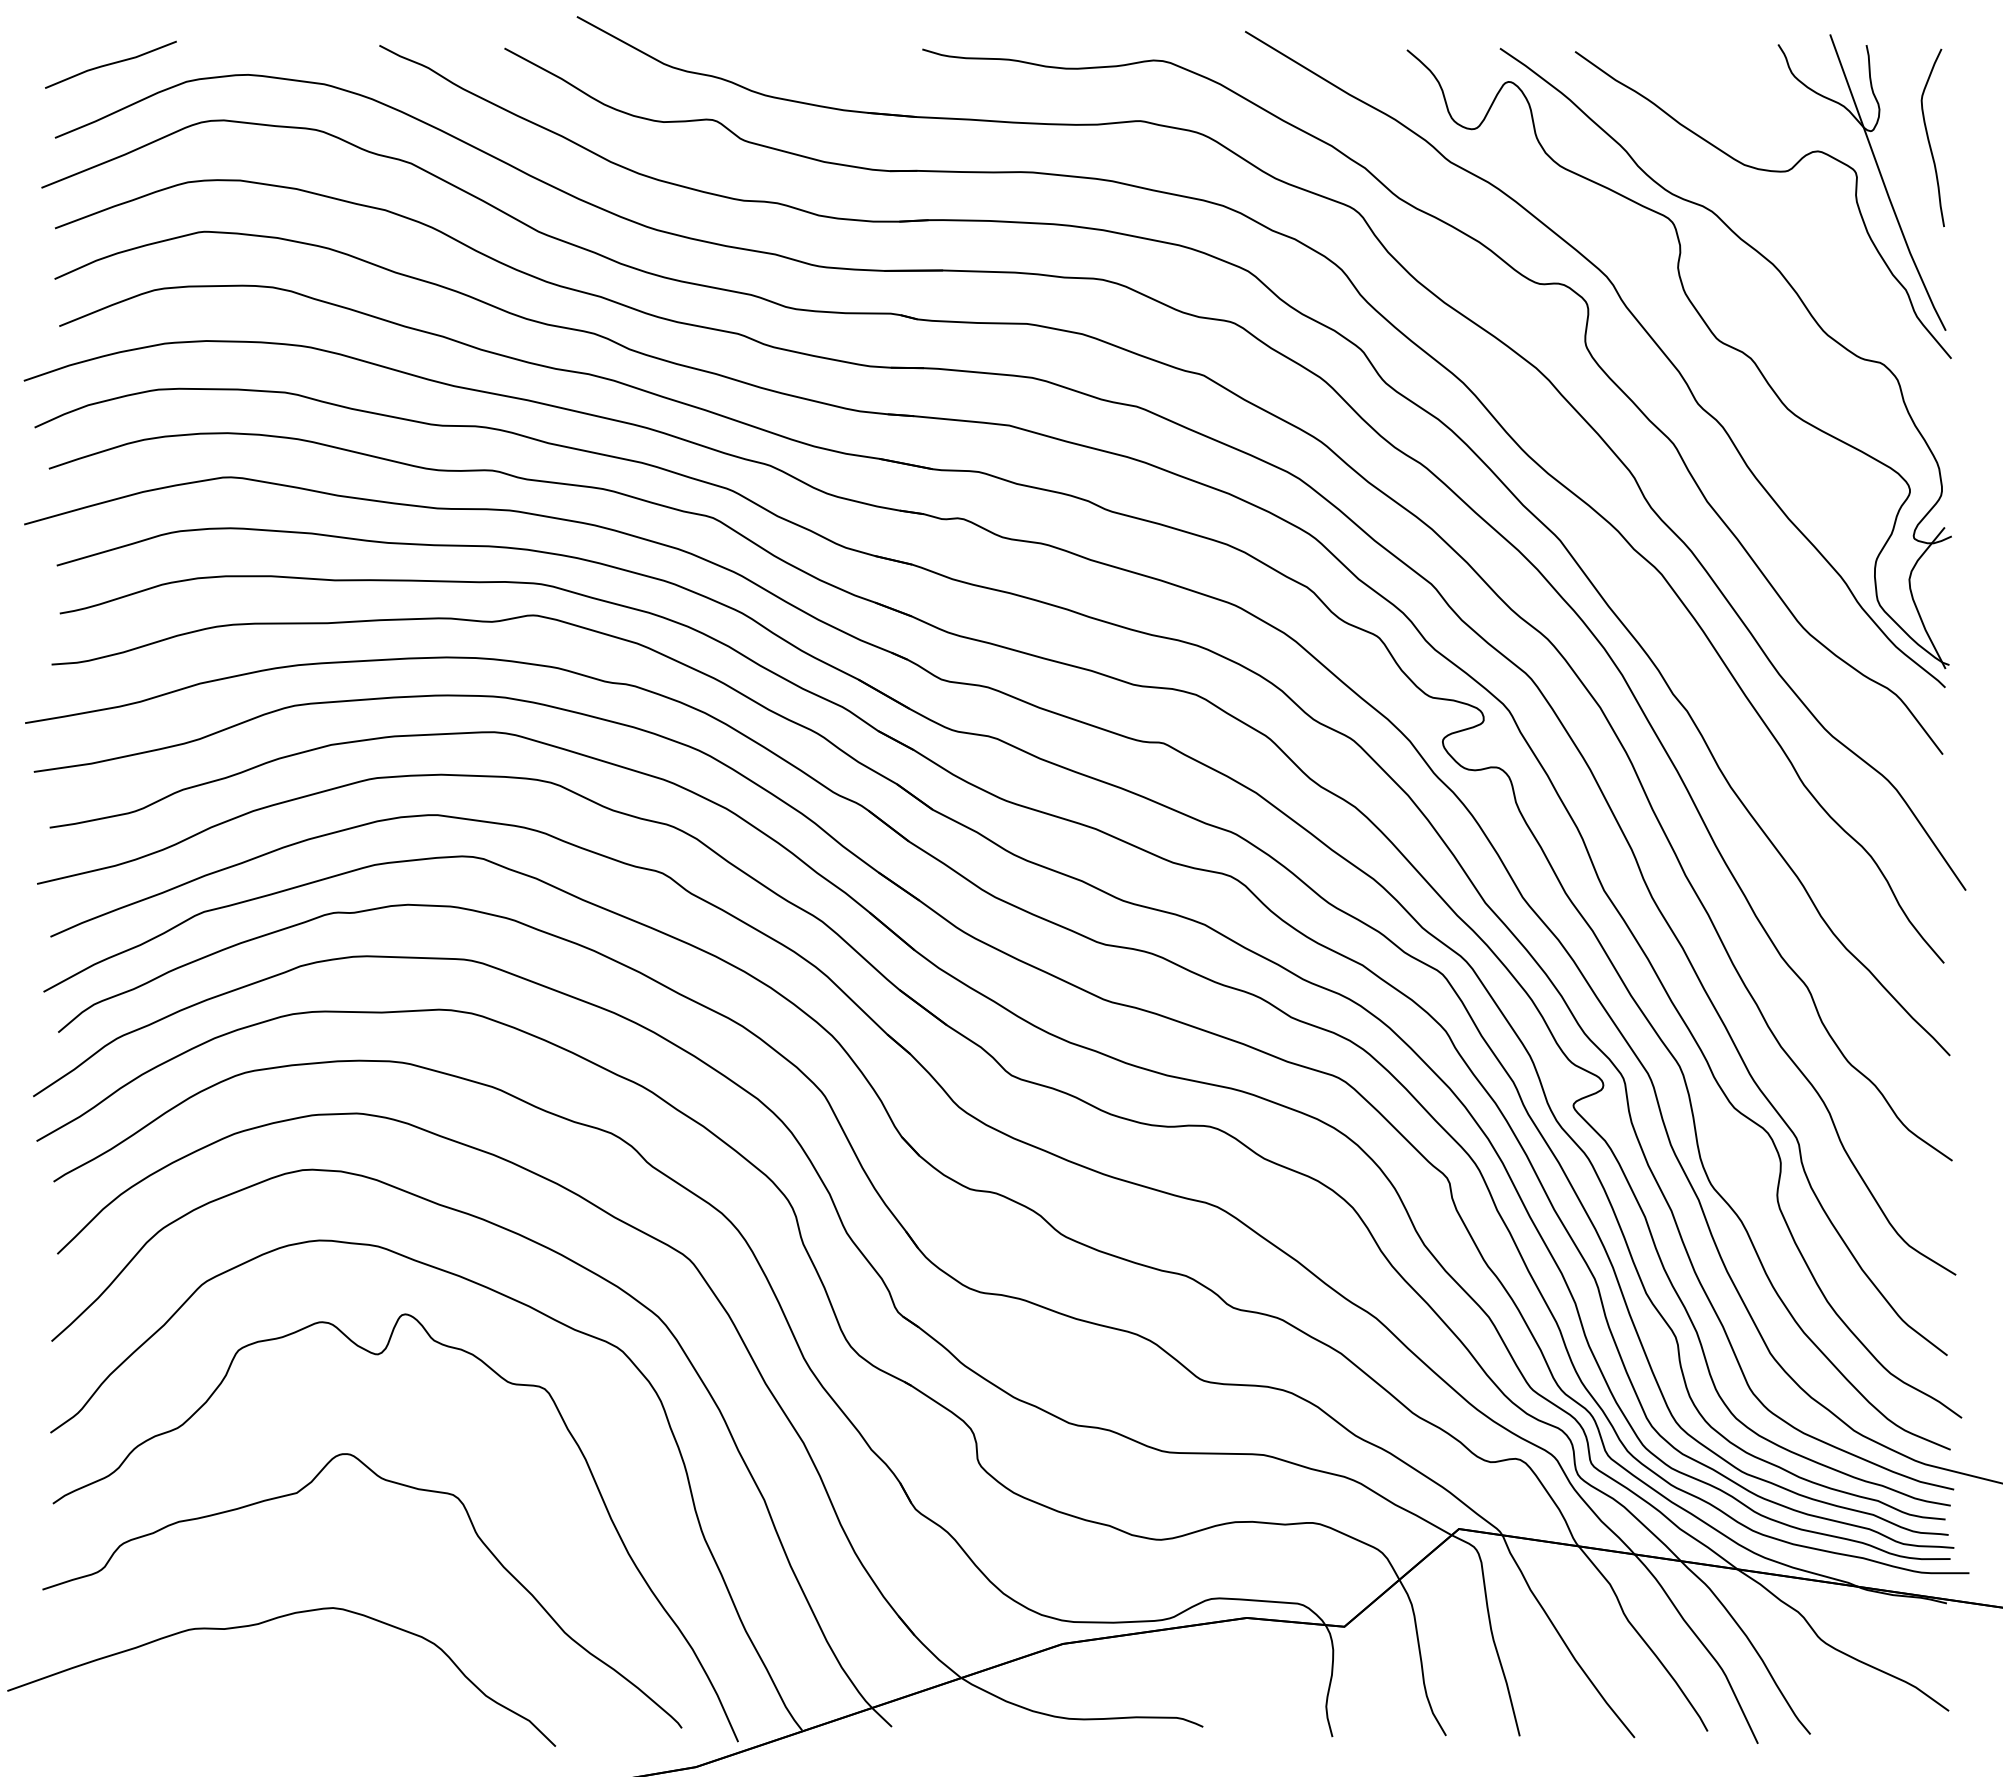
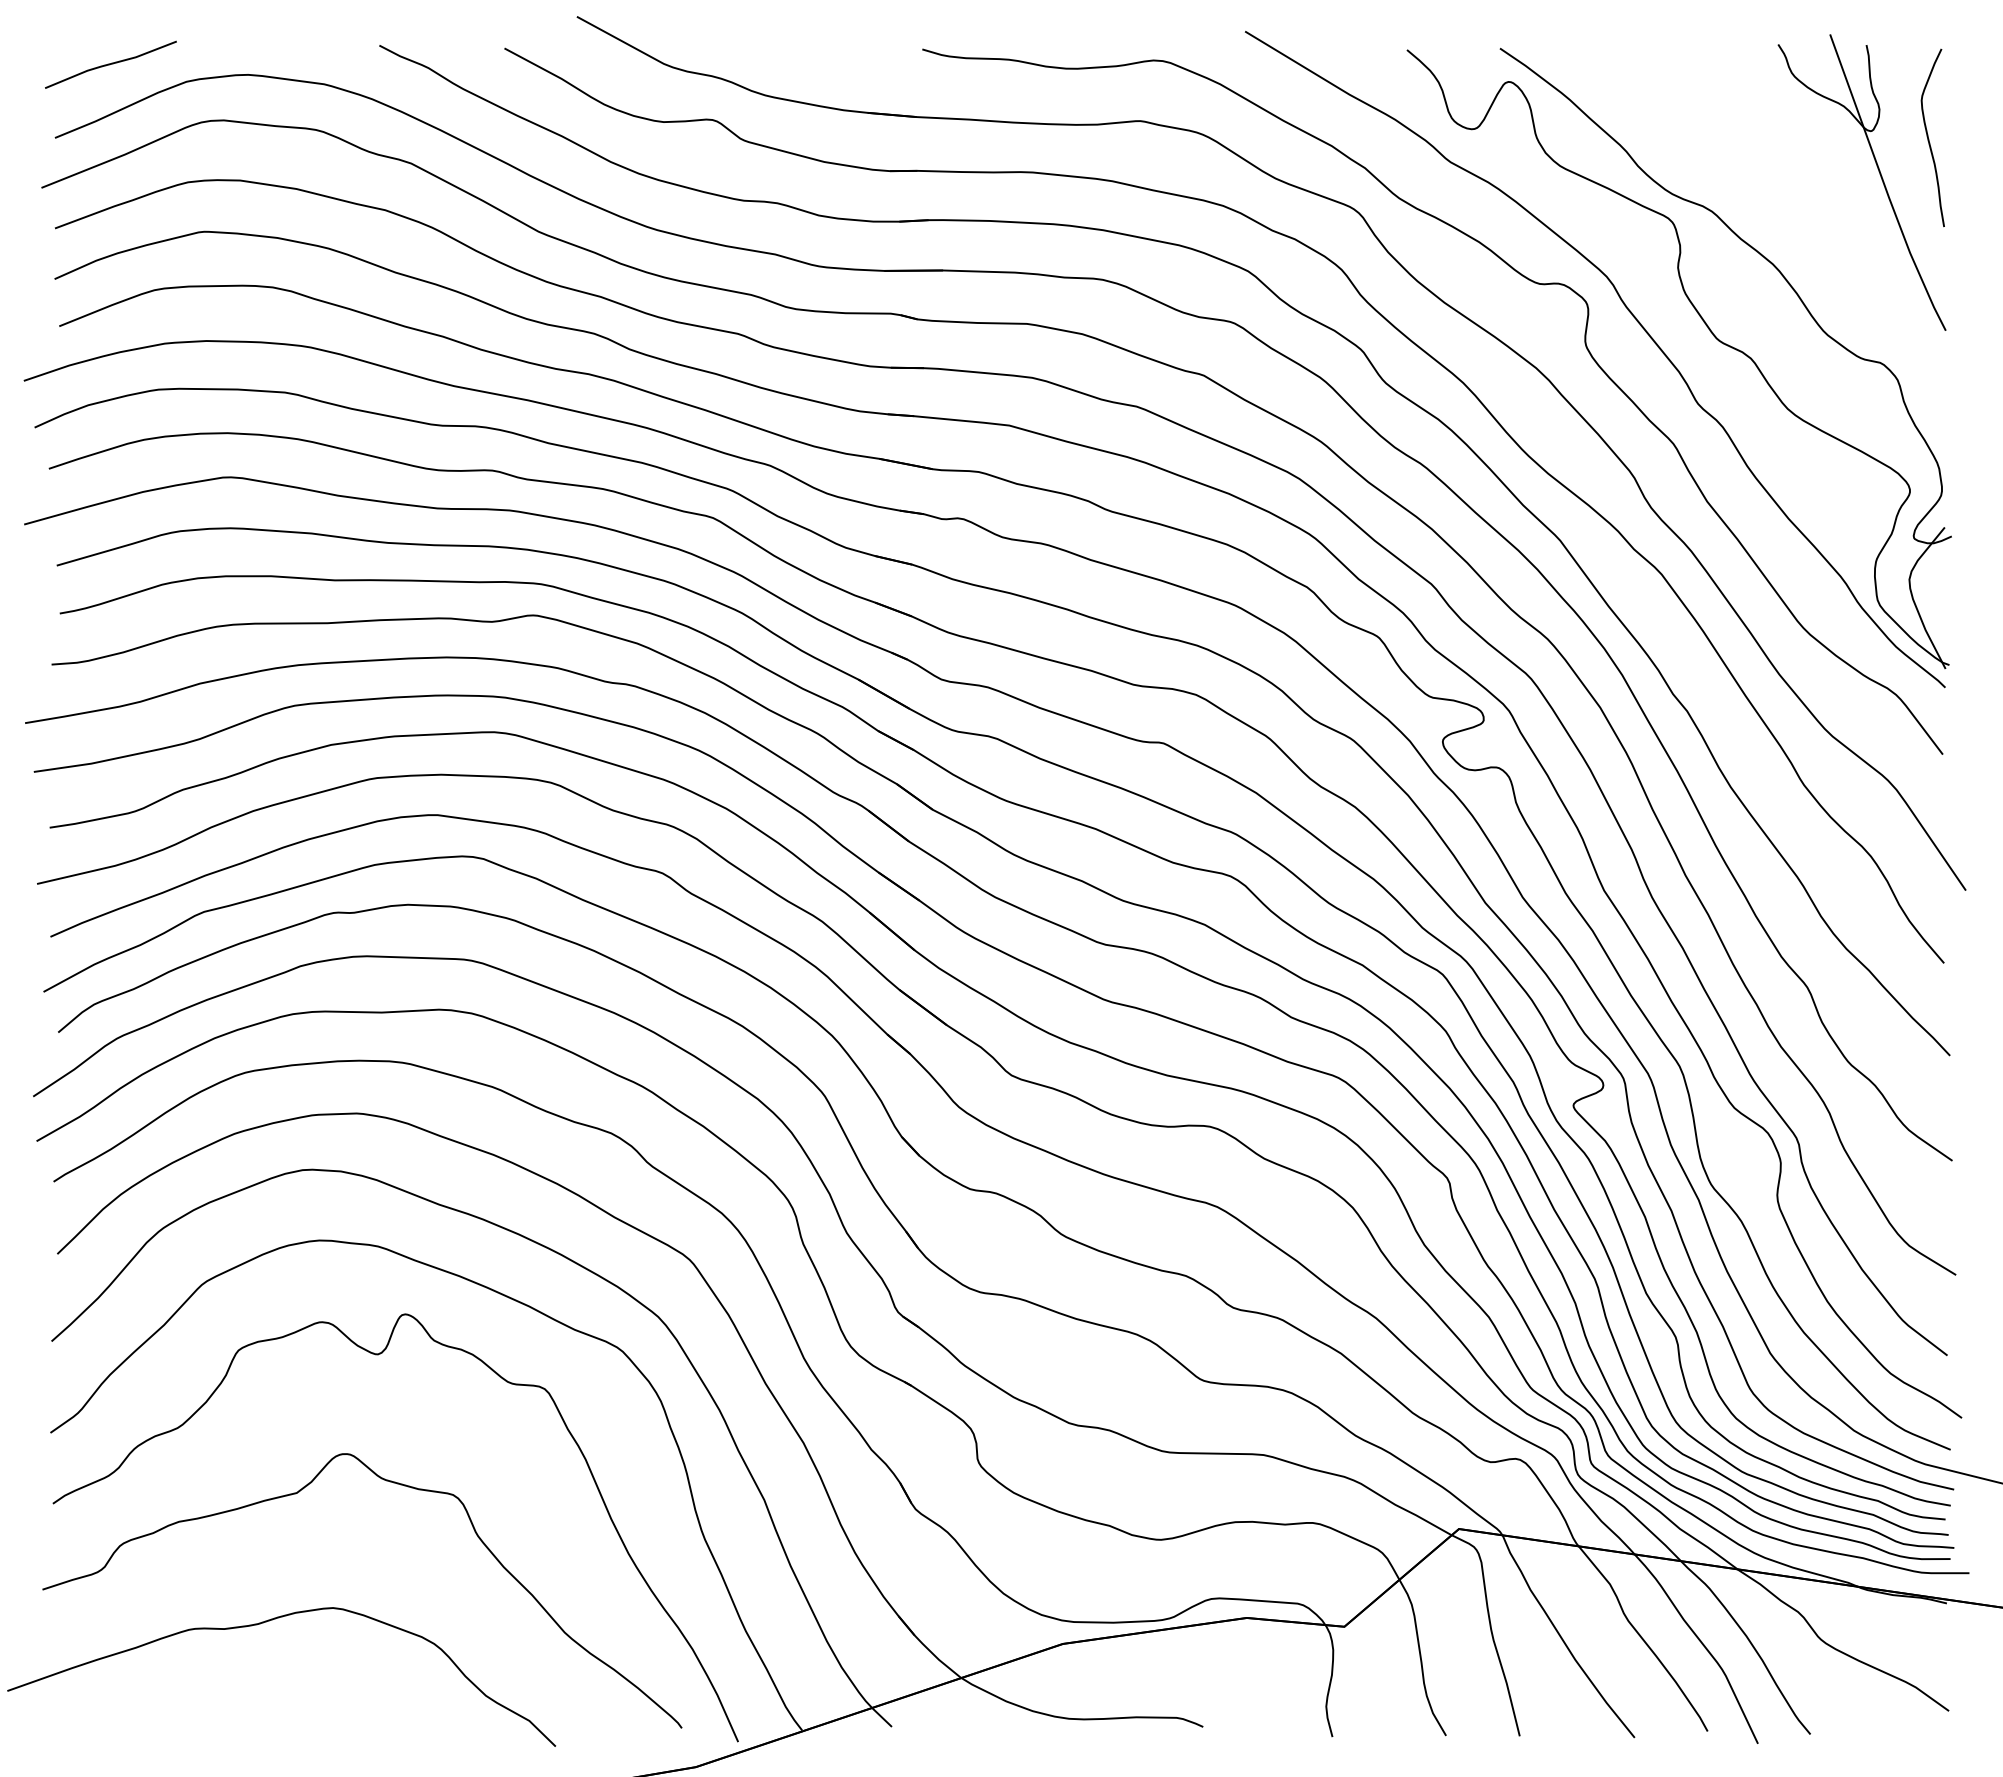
curve: present -> none (1765, 171)
